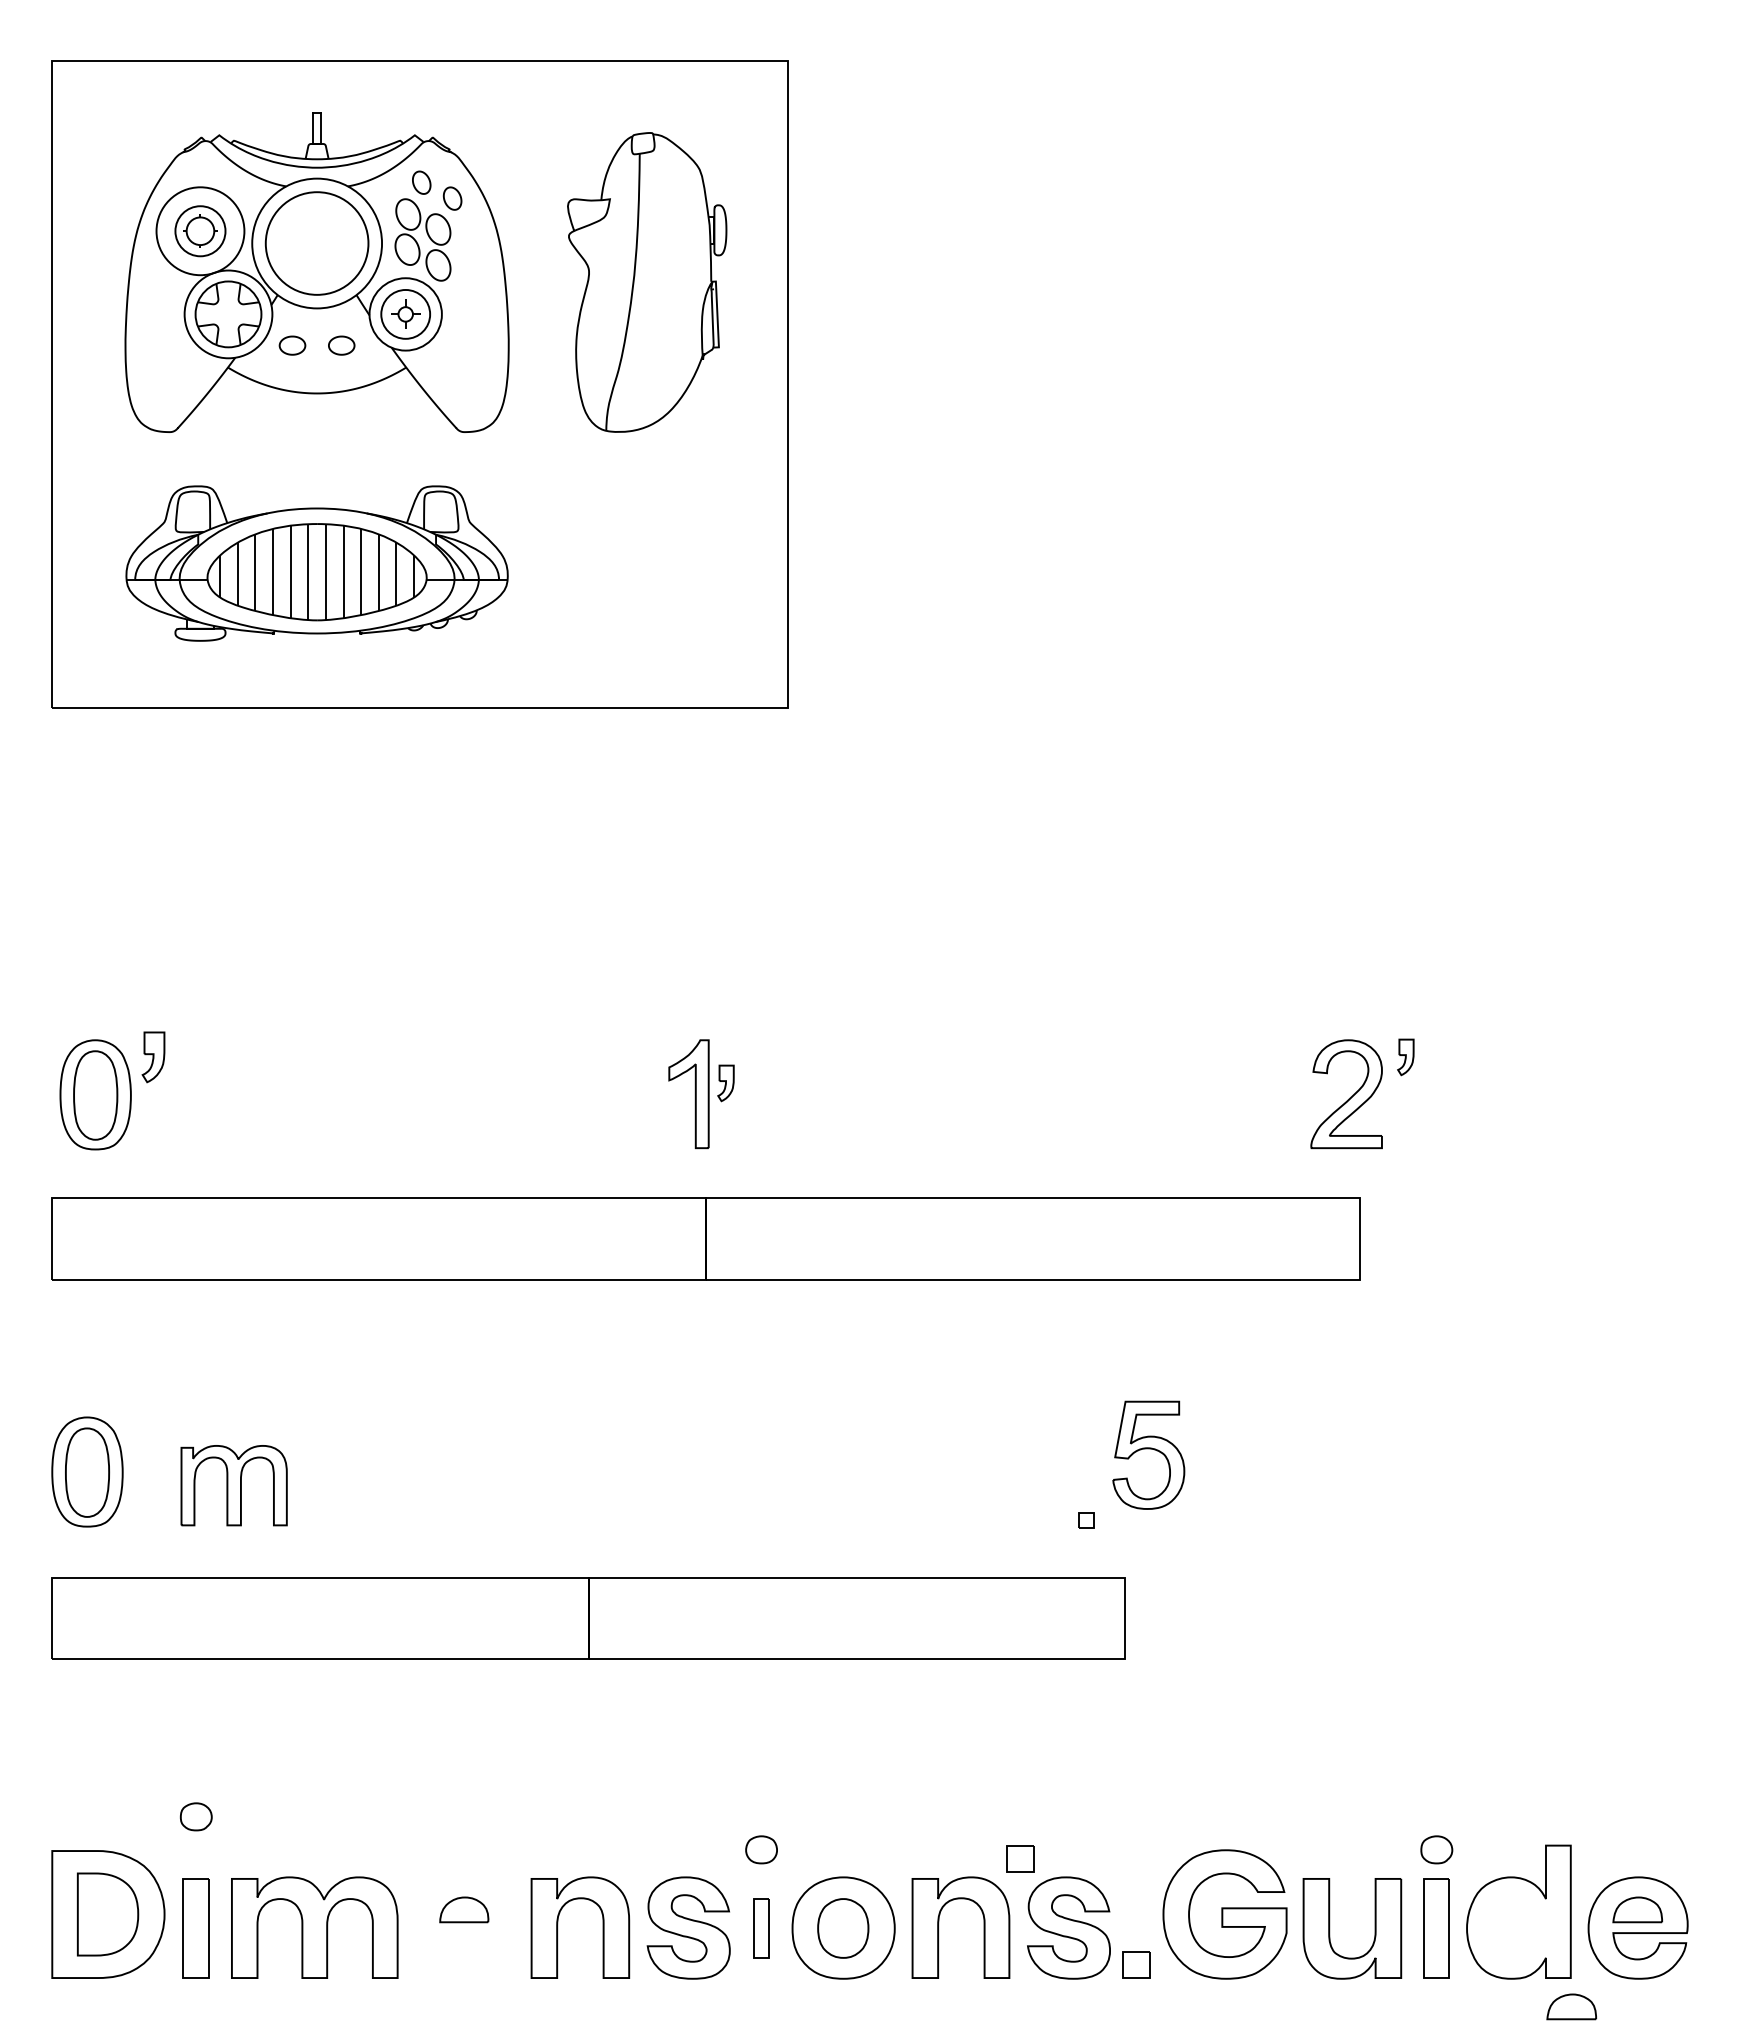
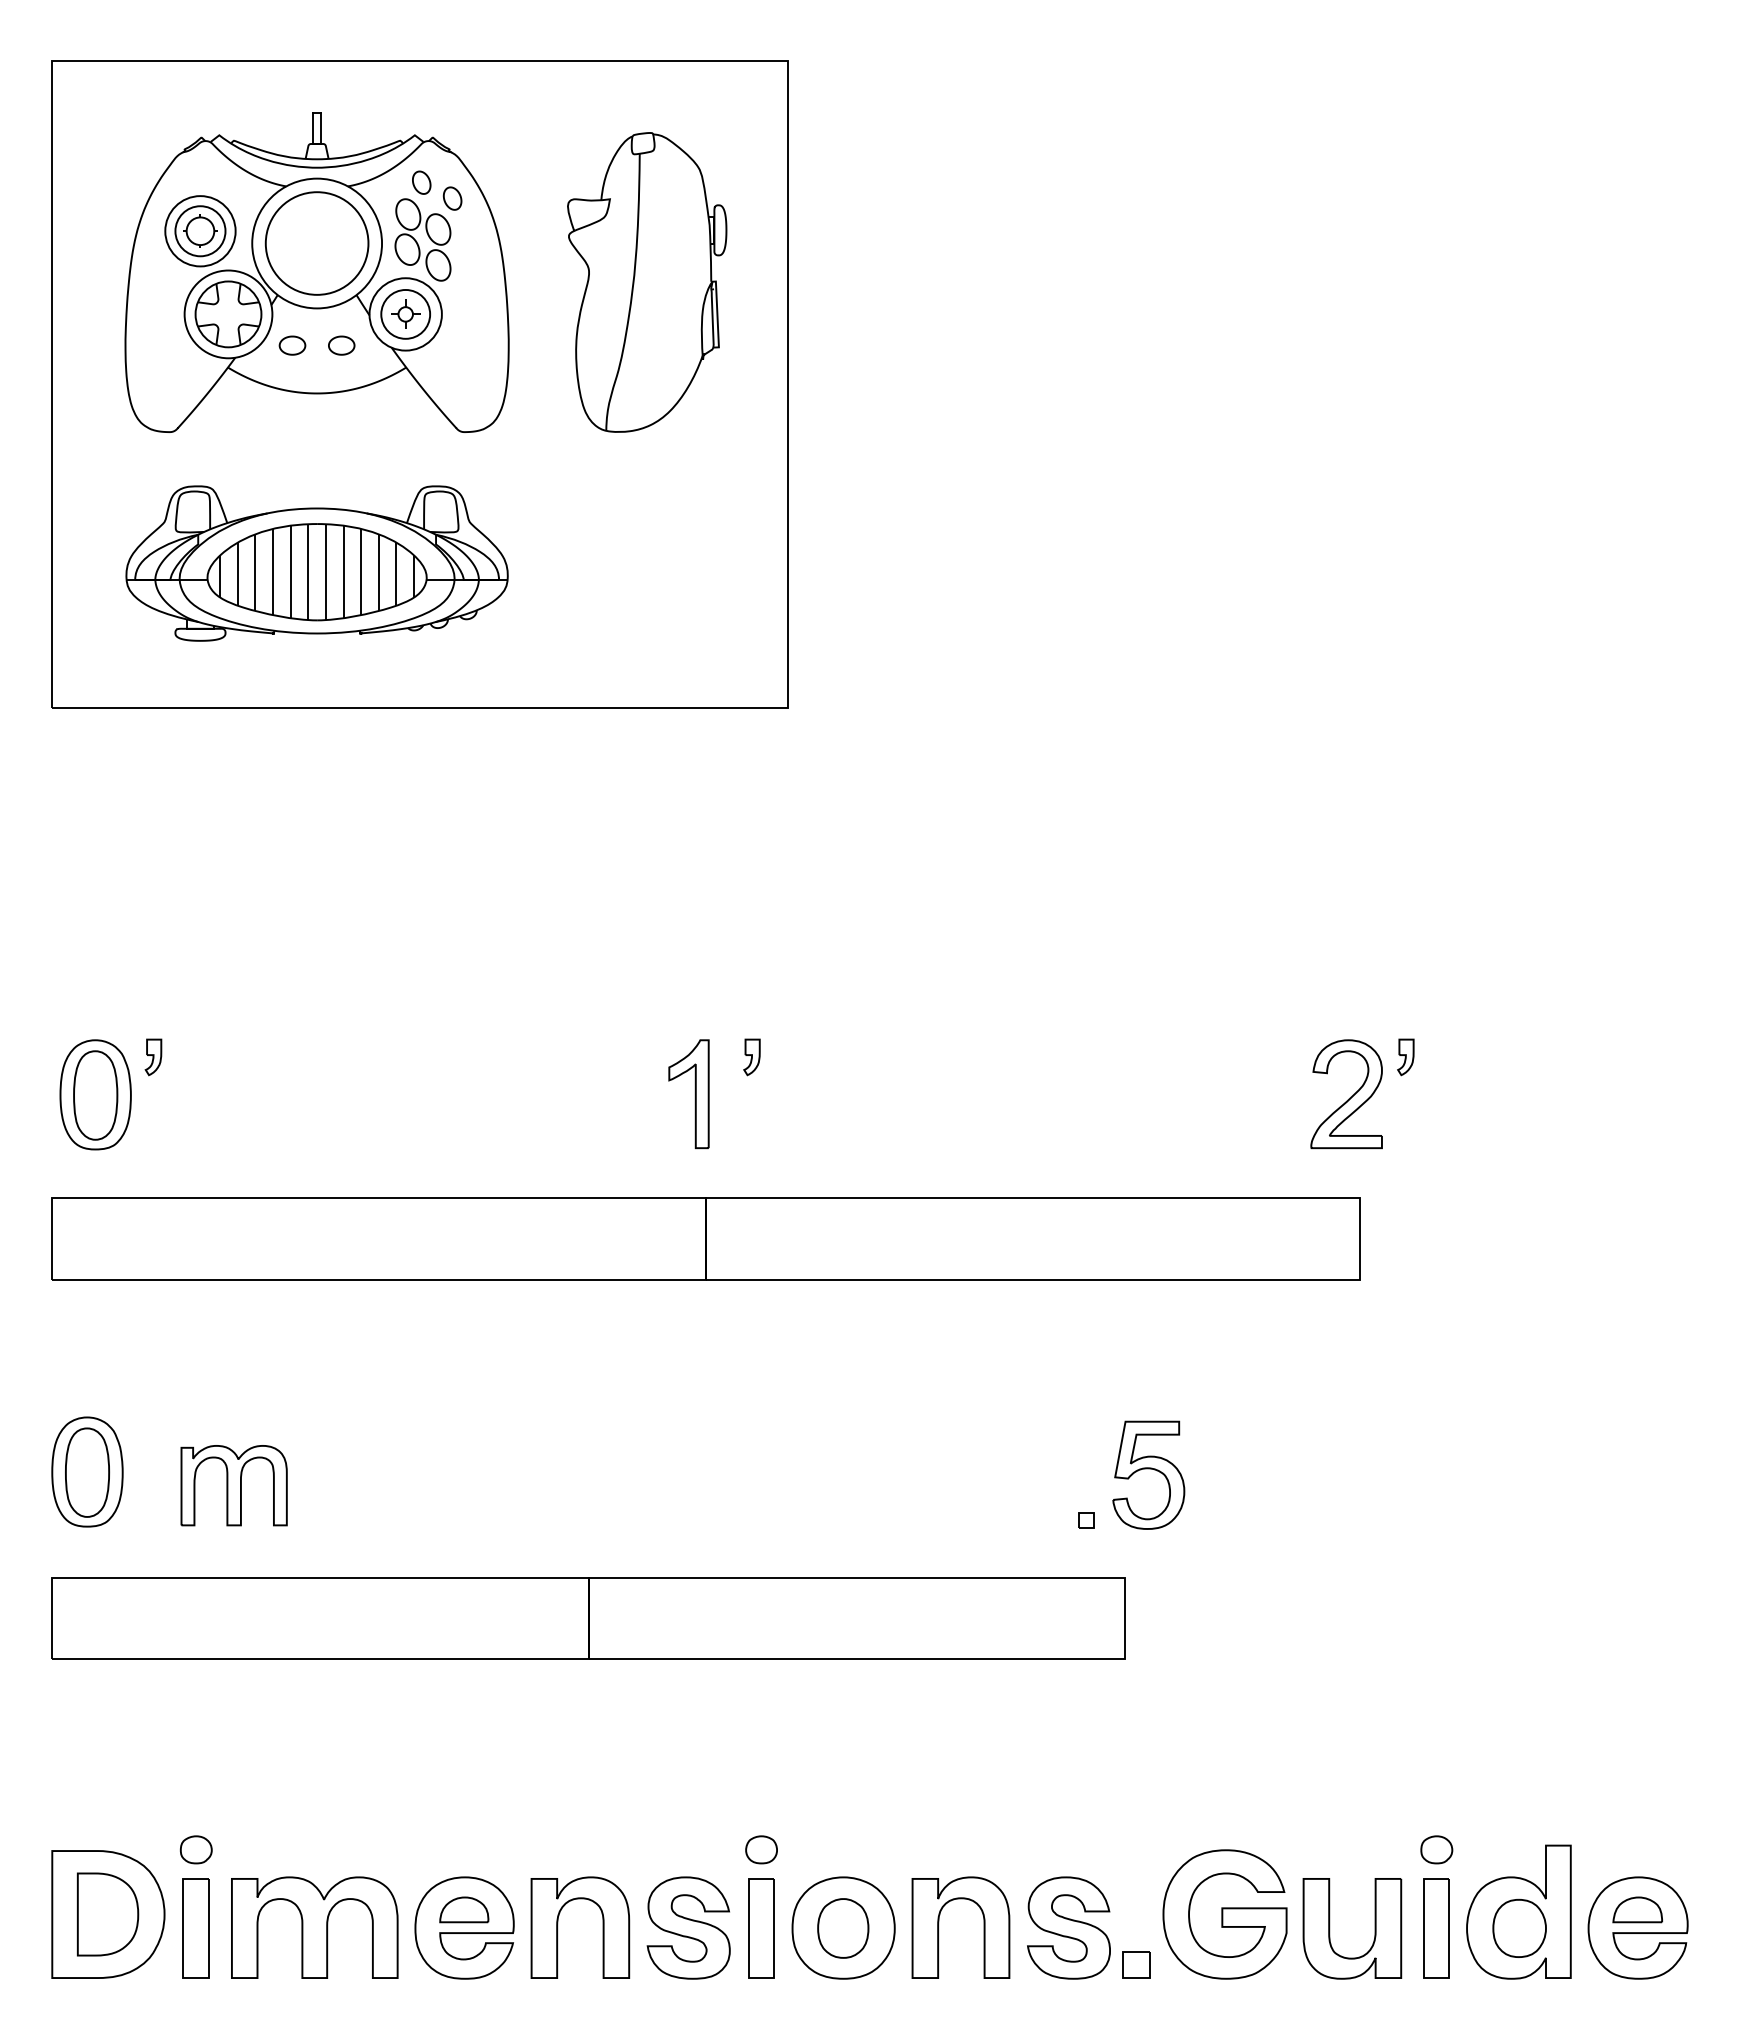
circle diameter: 88 px -> 70 px (200, 231)
part size: 25x53 px -> 19x39 px (153, 1057)
part position: (725, 1083) -> (751, 1057) (751, 1057)
part position: (1148, 1454) -> (1148, 1474) (1148, 1474)
part position: (195, 1816) -> (195, 1849) (195, 1849)
part: present -> none (1020, 1858)
part: none -> present (464, 1927)
part: none -> present (1519, 1927)
part size: 17x61 px -> 27x101 px (761, 1928)
part: present -> none (1571, 2006)
